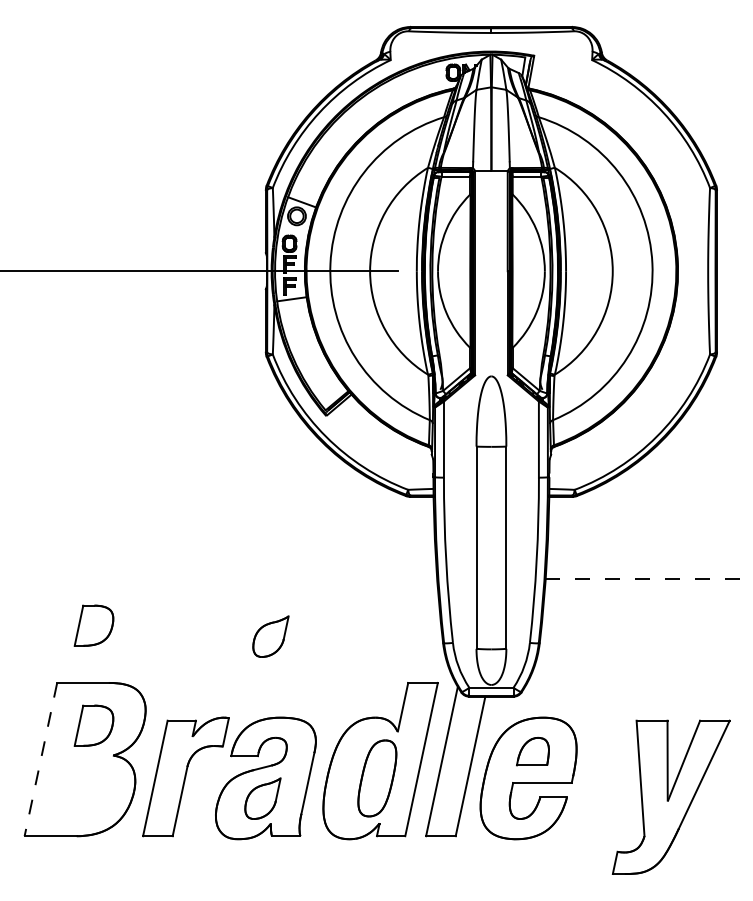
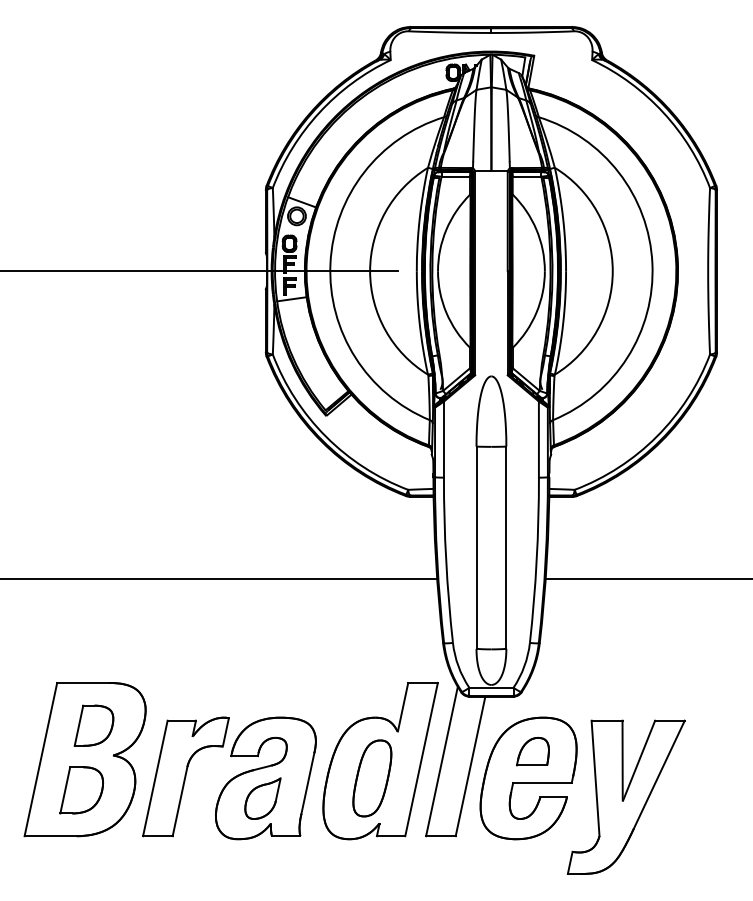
line: none -> present (219, 578)
line: dashed -> solid (649, 578)
part: present -> none (93, 625)
part: present -> none (270, 636)
line: dashed -> solid (40, 760)
part position: (377, 778) -> (372, 778) (372, 778)
part: none -> present (81, 790)
part position: (670, 796) -> (625, 796) (625, 796)
